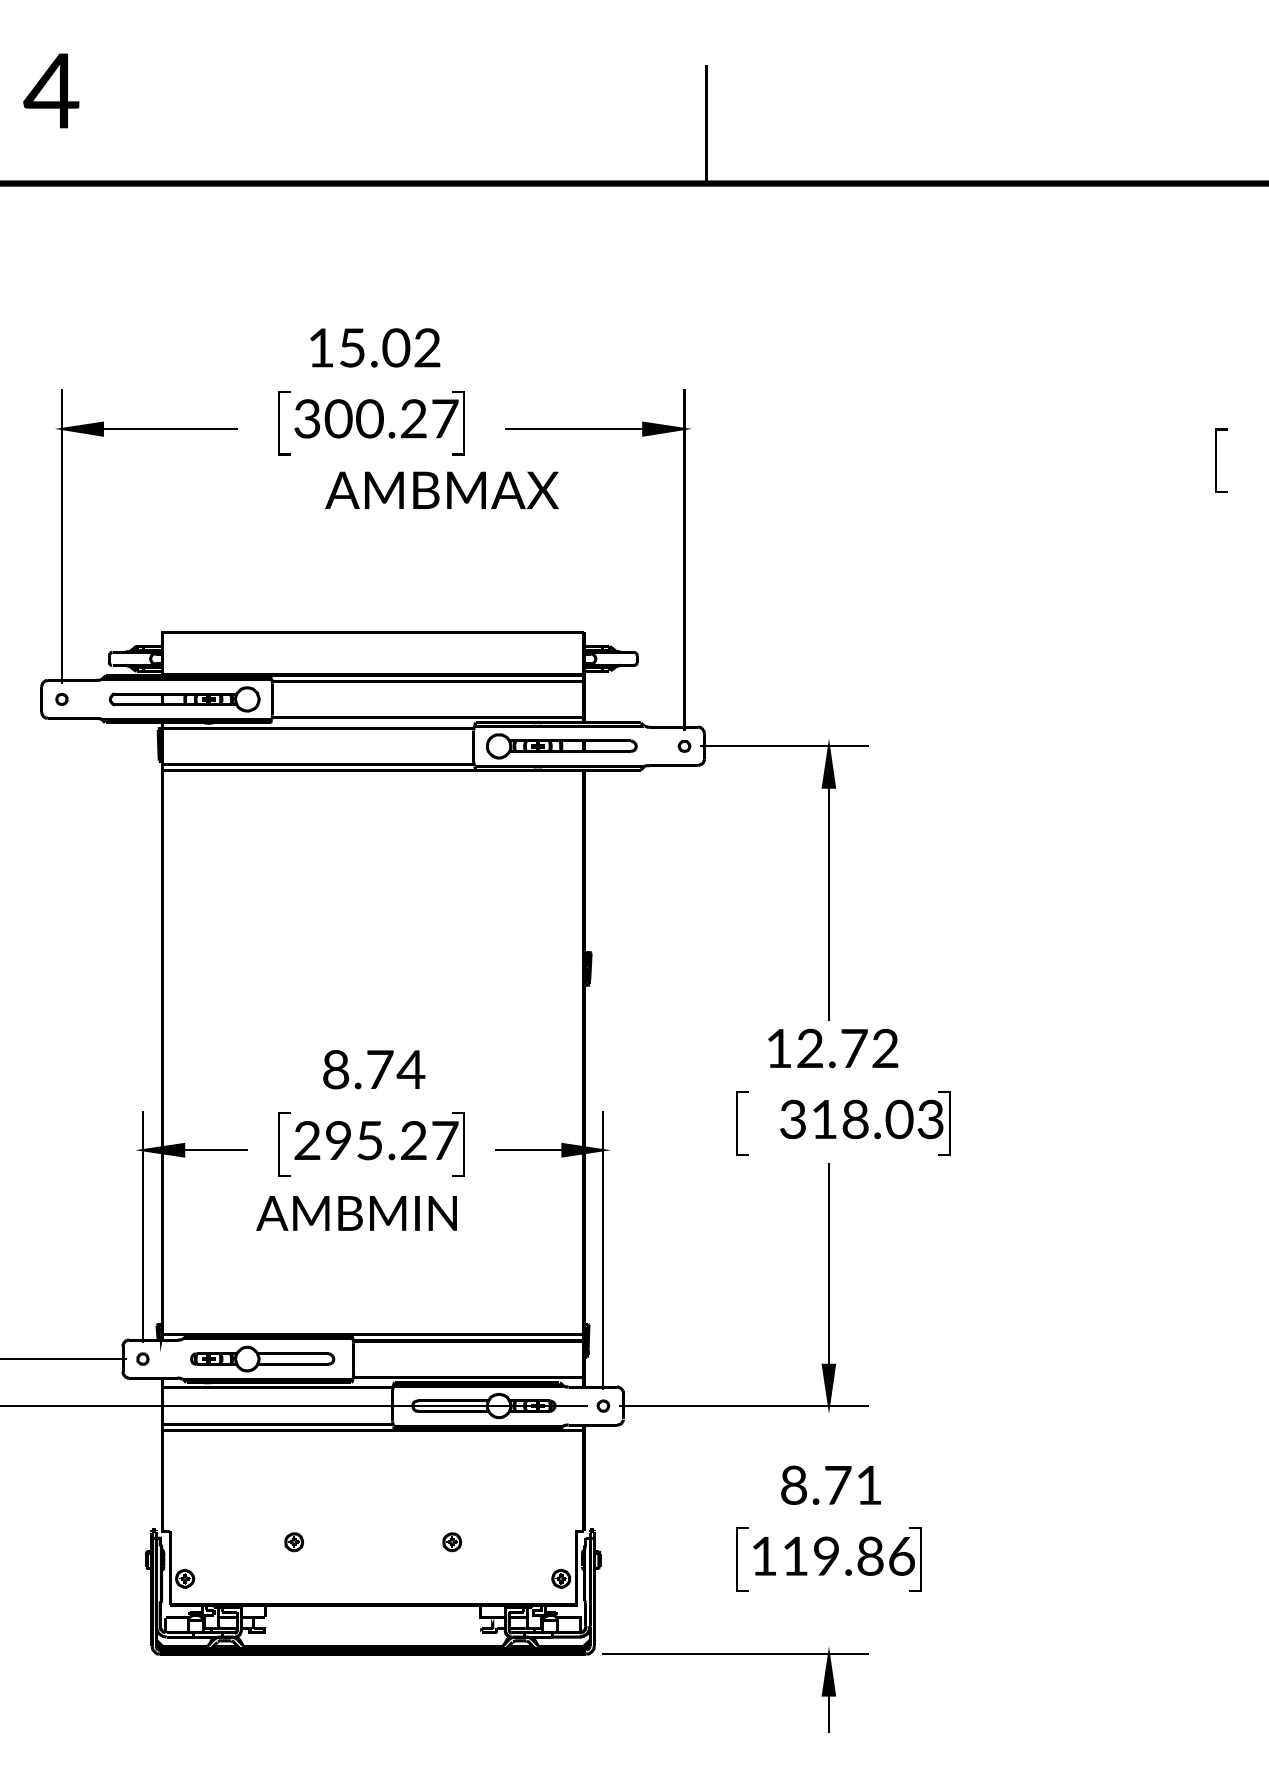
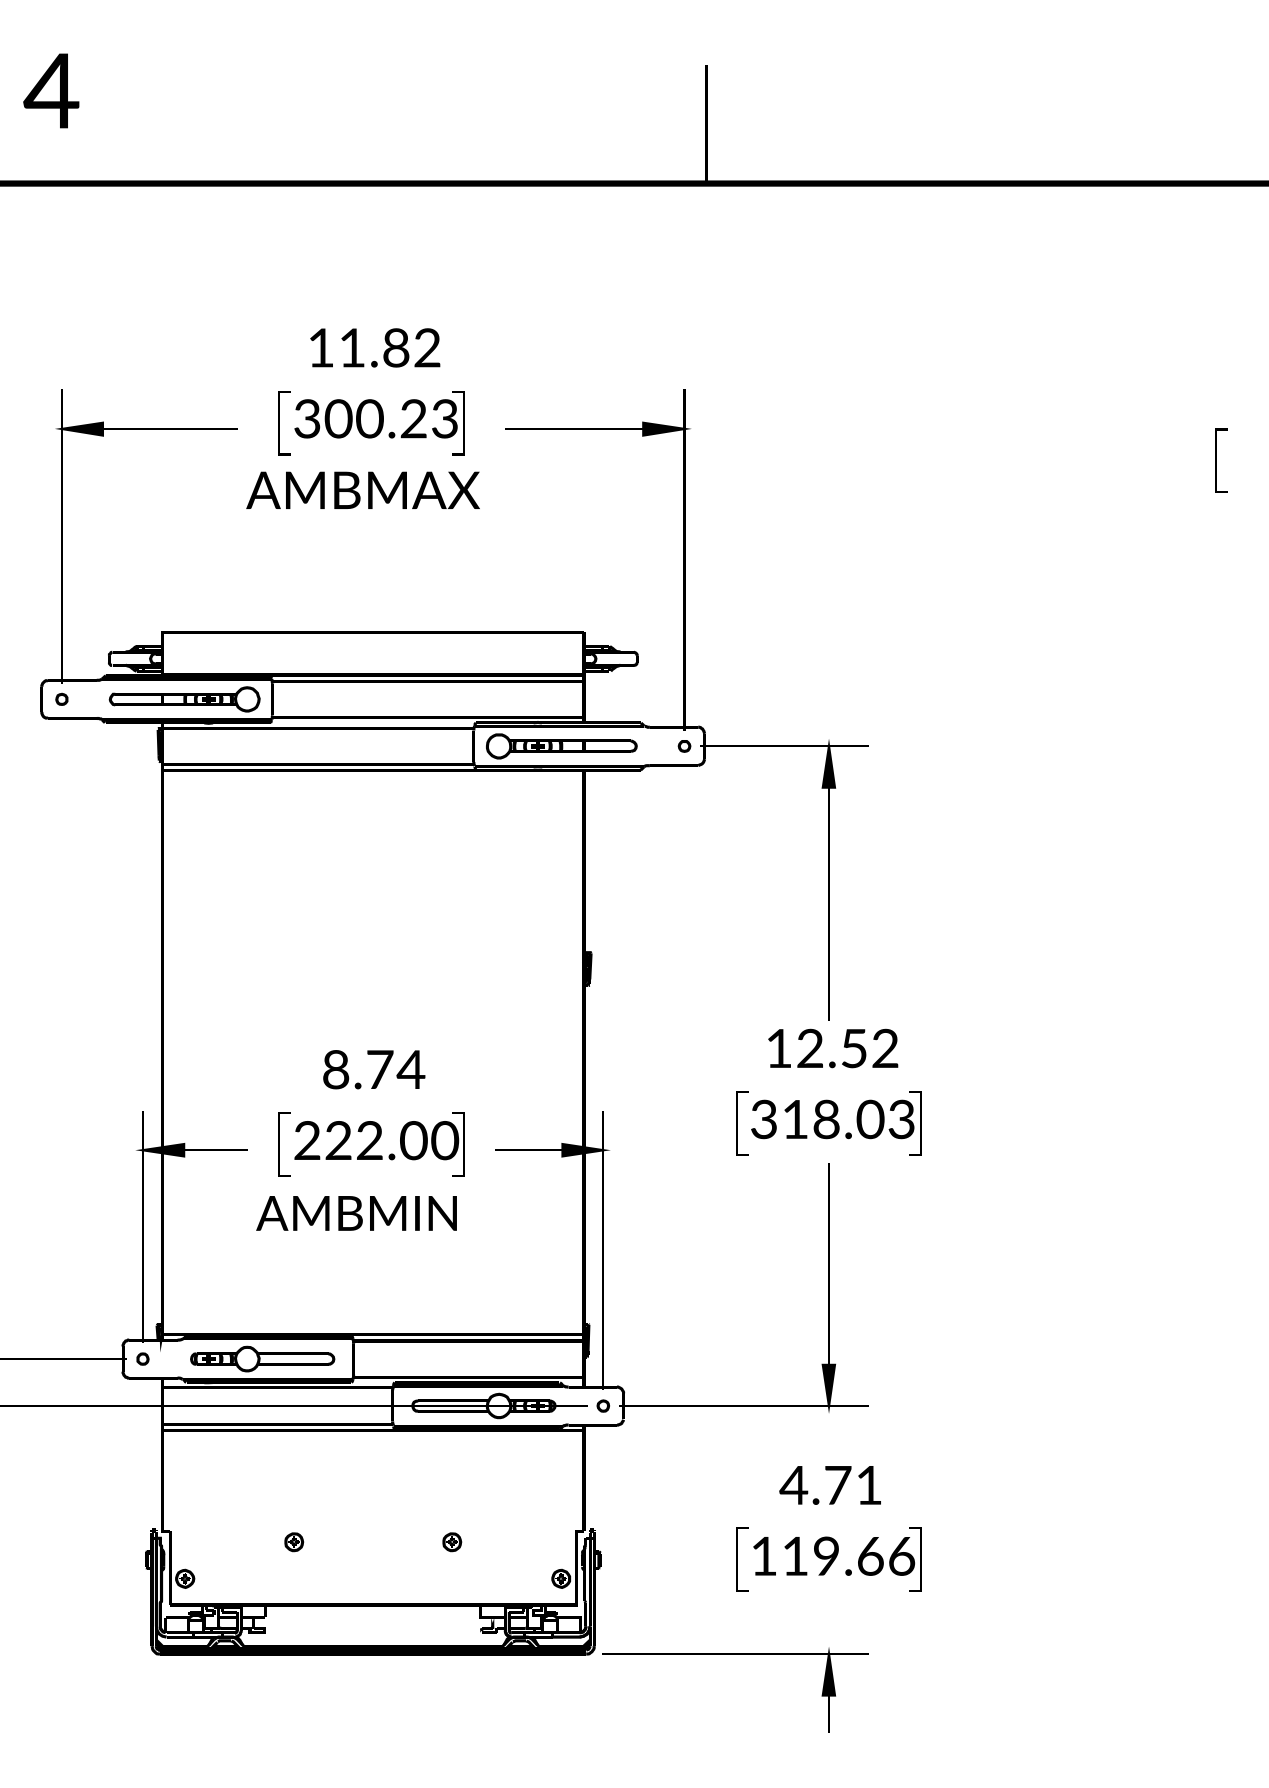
text: 15.02 -> 11.82 (375, 347)
text: 300.27 -> 300.23 (445, 418)
text position: (441, 489) -> (362, 489) (362, 489)
text: 12.72 -> 12.52 (854, 1048)
text position: (865, 1123) -> (836, 1123) (836, 1123)
text: 295.27 -> 222.00 (392, 1140)
text: 8.71 -> 4.71 (793, 1484)
text: 119.86 -> 119.66 (870, 1555)
